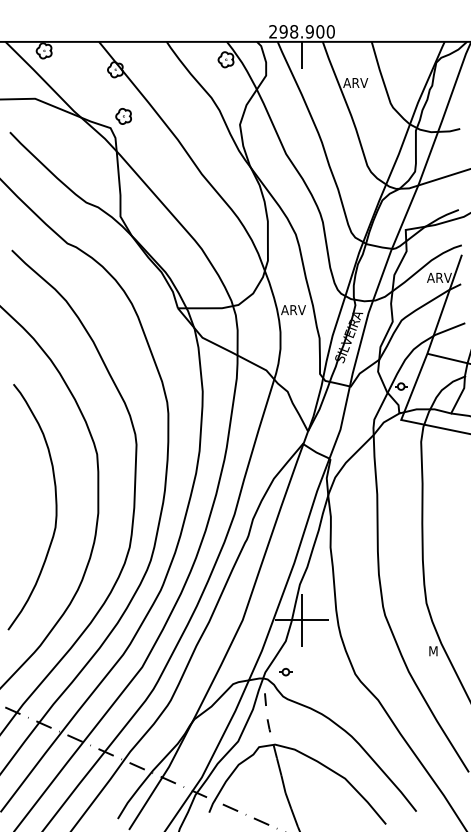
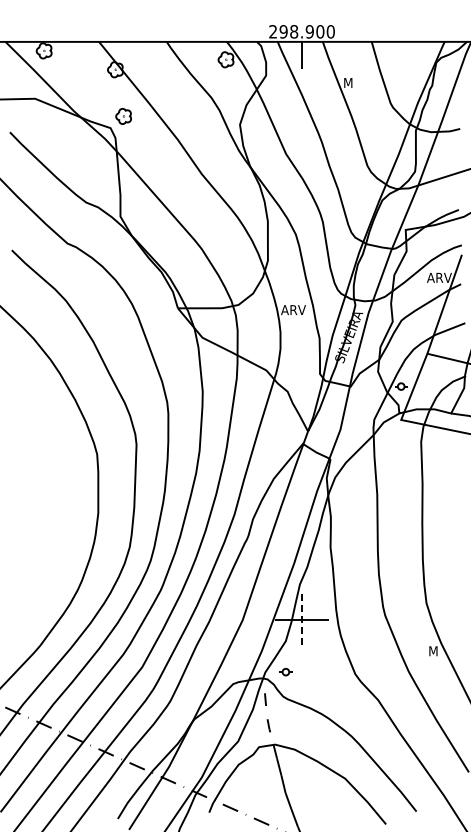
text: ARV -> M (355, 82)
curve: present -> none (55, 507)
line: solid -> dashed (302, 620)
